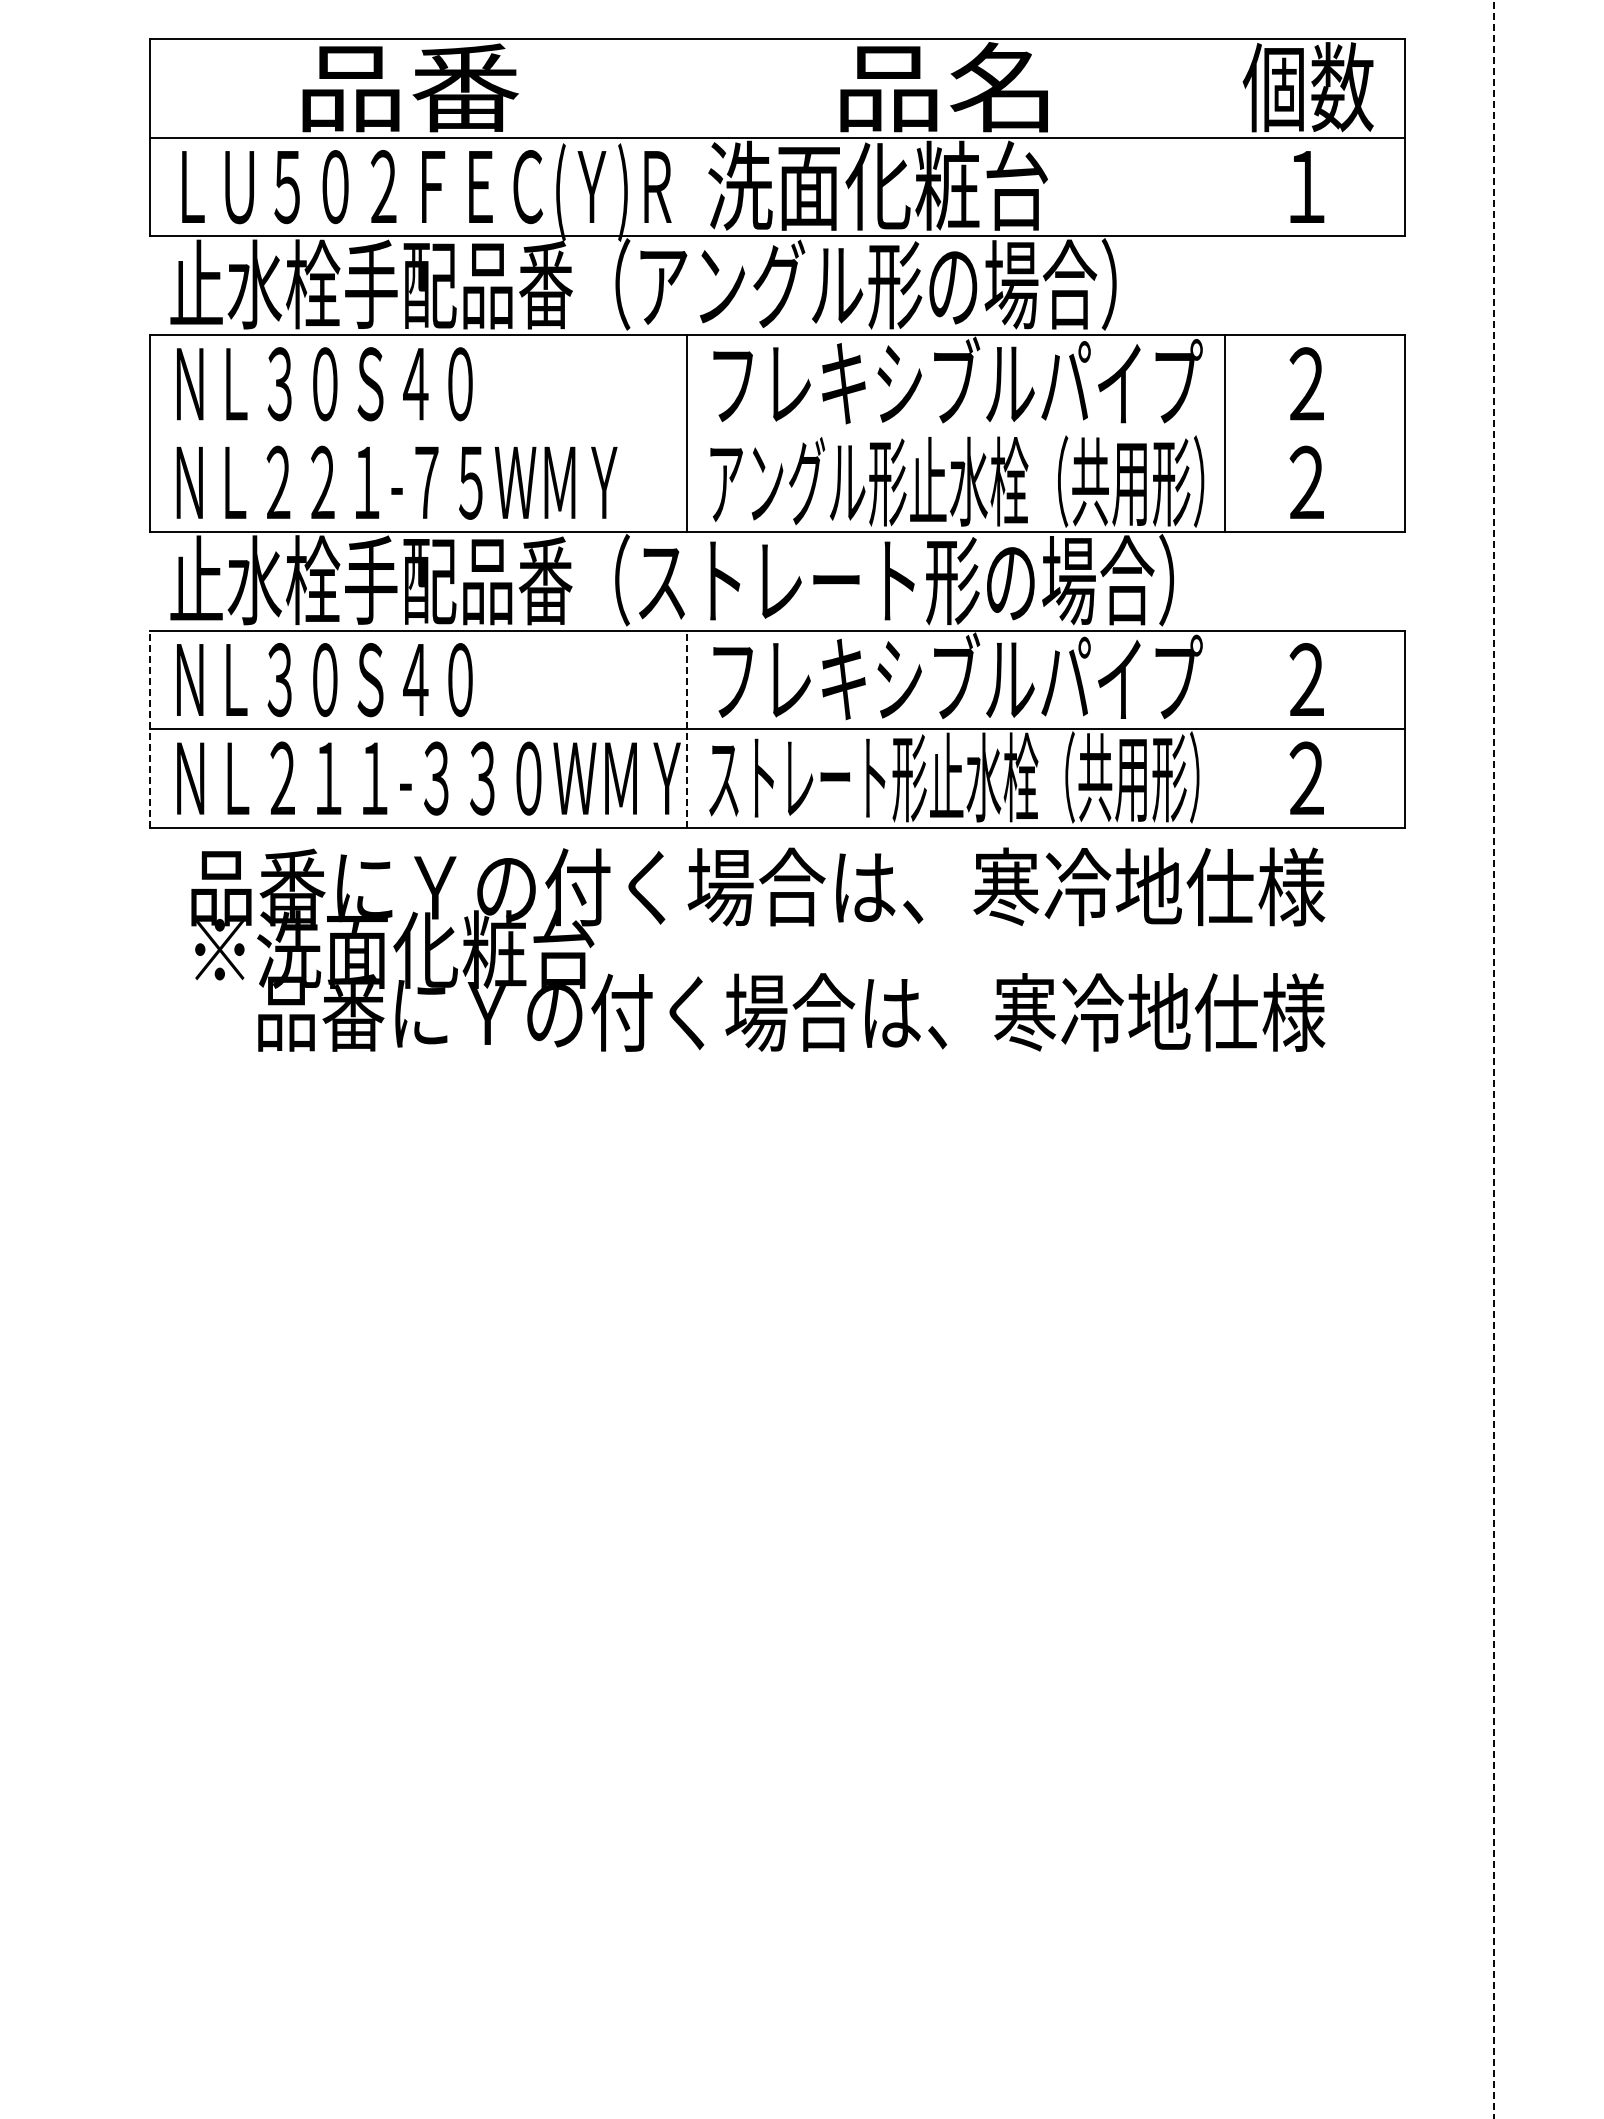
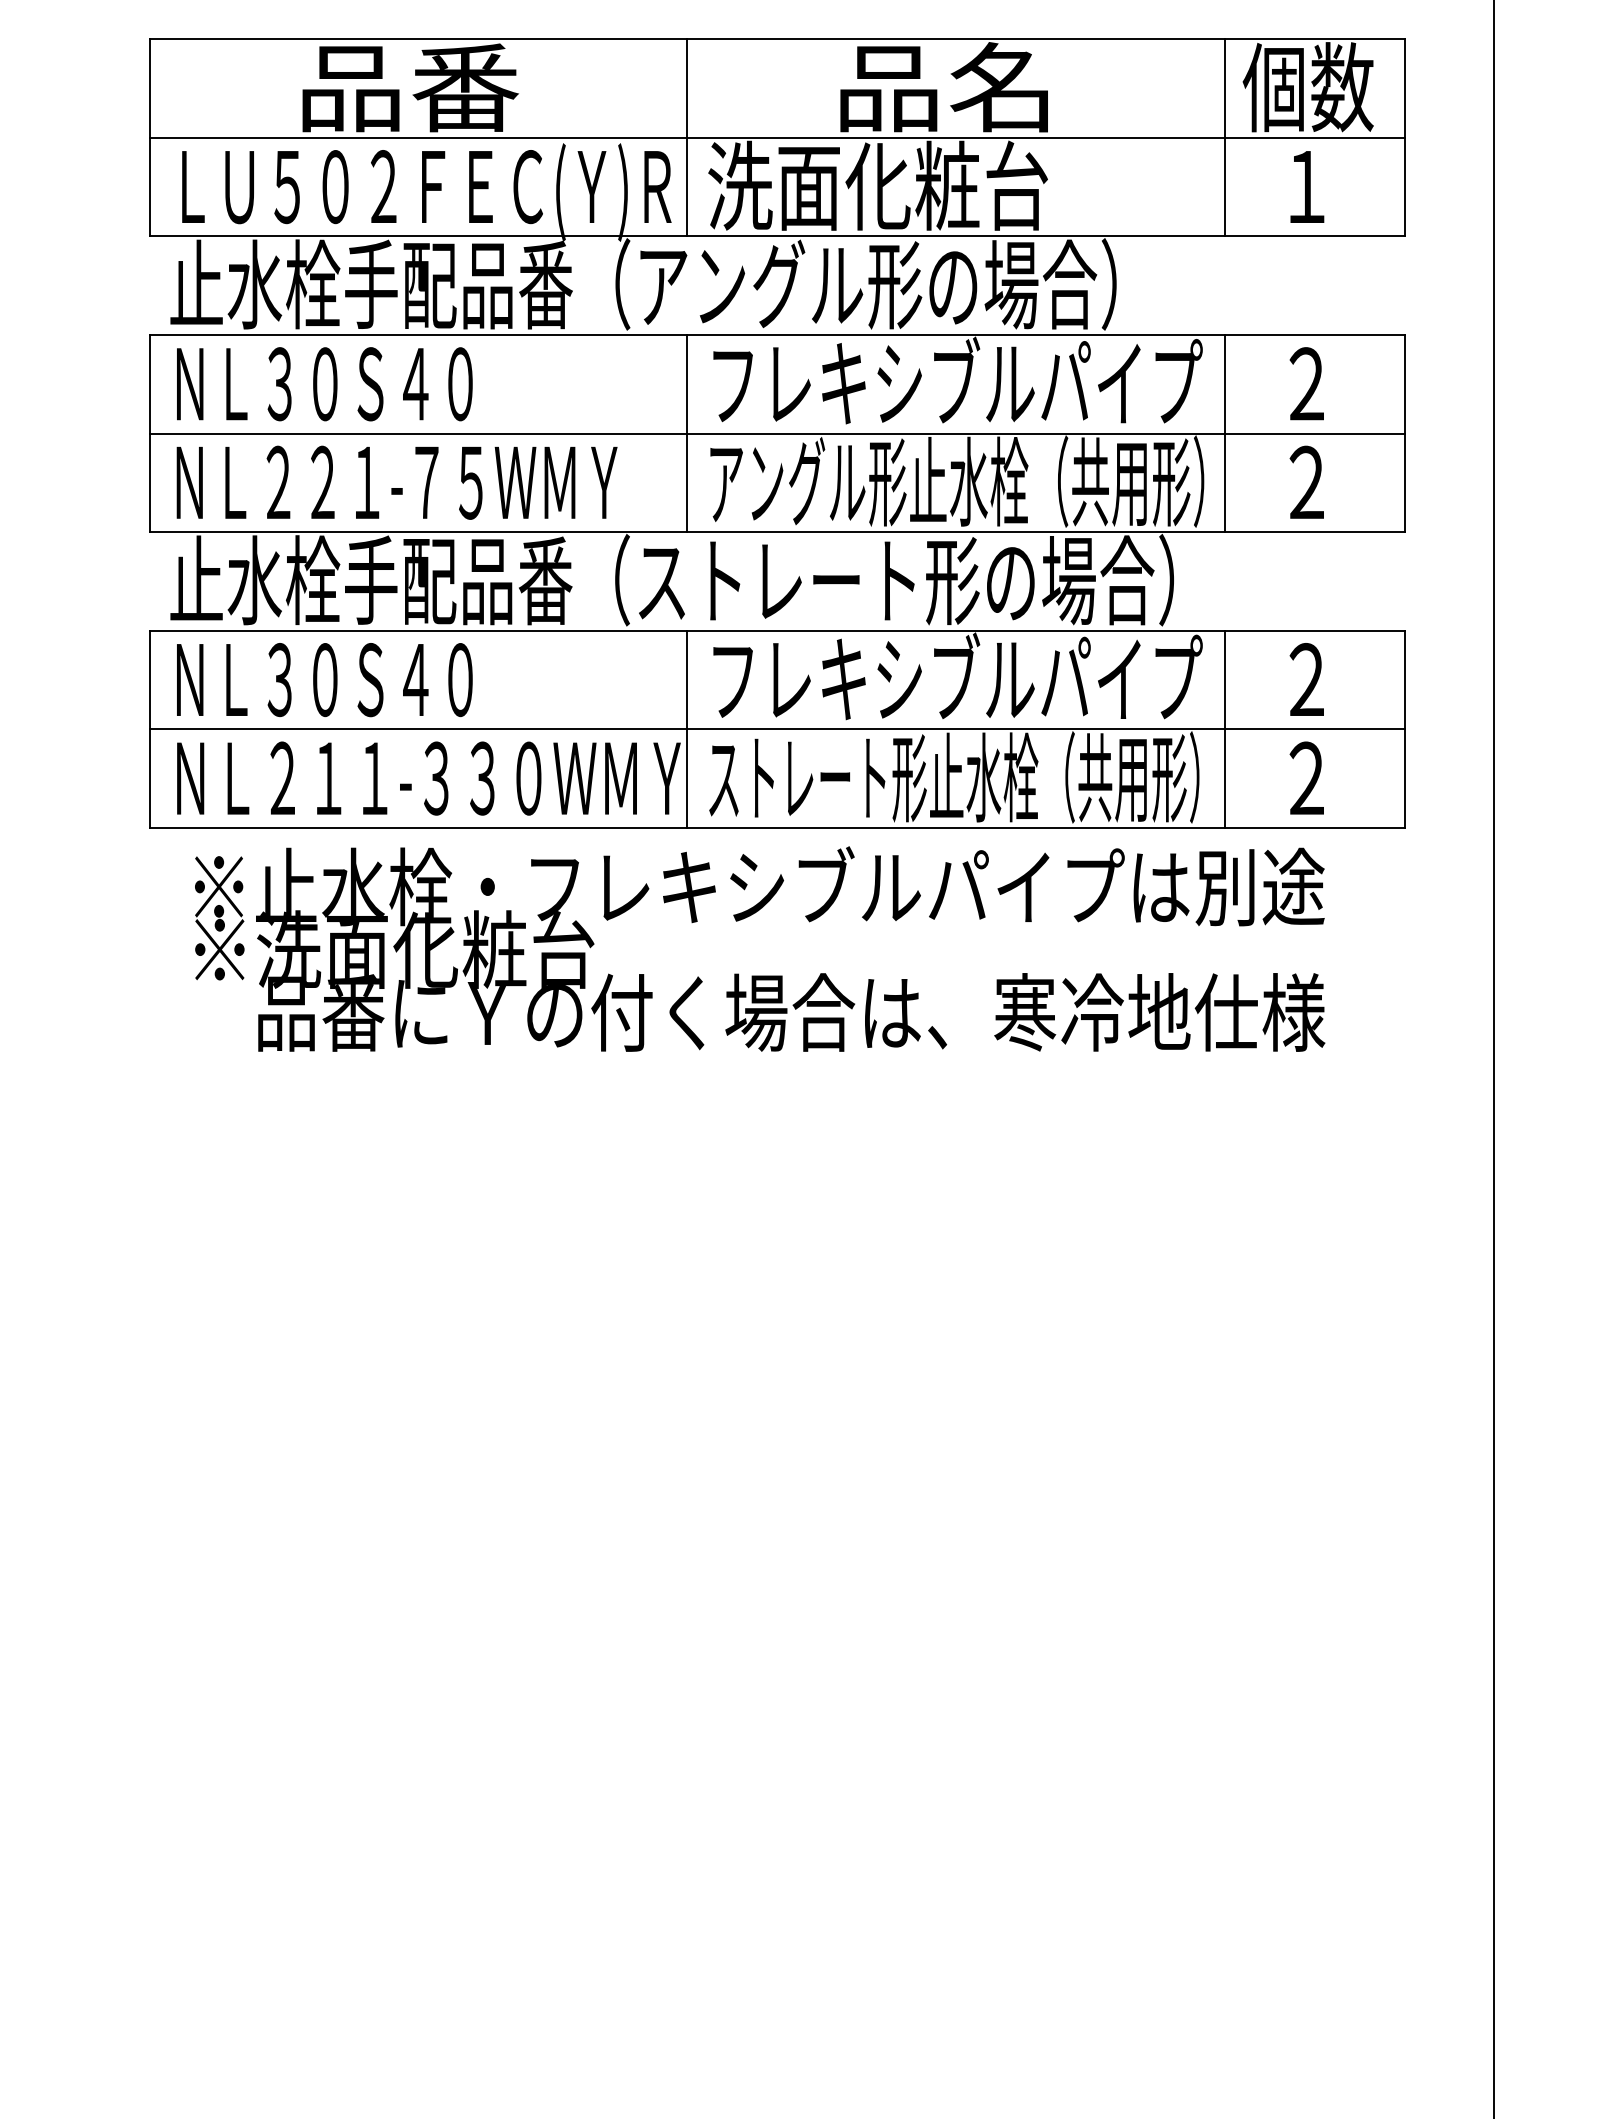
line: none -> present (687, 137)
line: none -> present (1225, 137)
line: none -> present (776, 433)
line: dashed -> solid (149, 729)
line: dashed -> solid (687, 729)
line: none -> present (1225, 729)
text: 品番にＹの付く場合は、寒冷地仕様 -> ※止水栓・フレキシブルパイプは別途 (758, 886)
line: dashed -> solid (1494, 1059)
